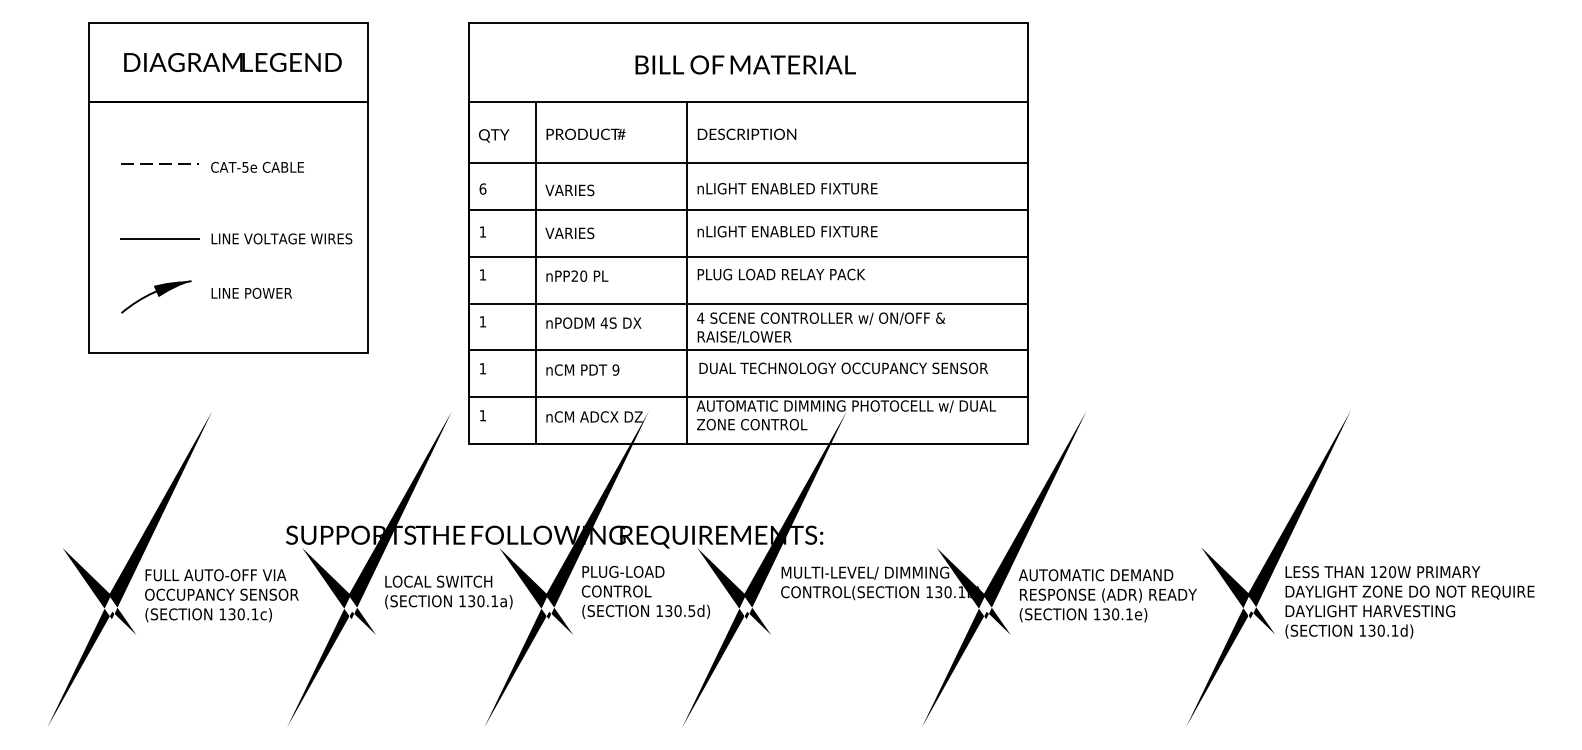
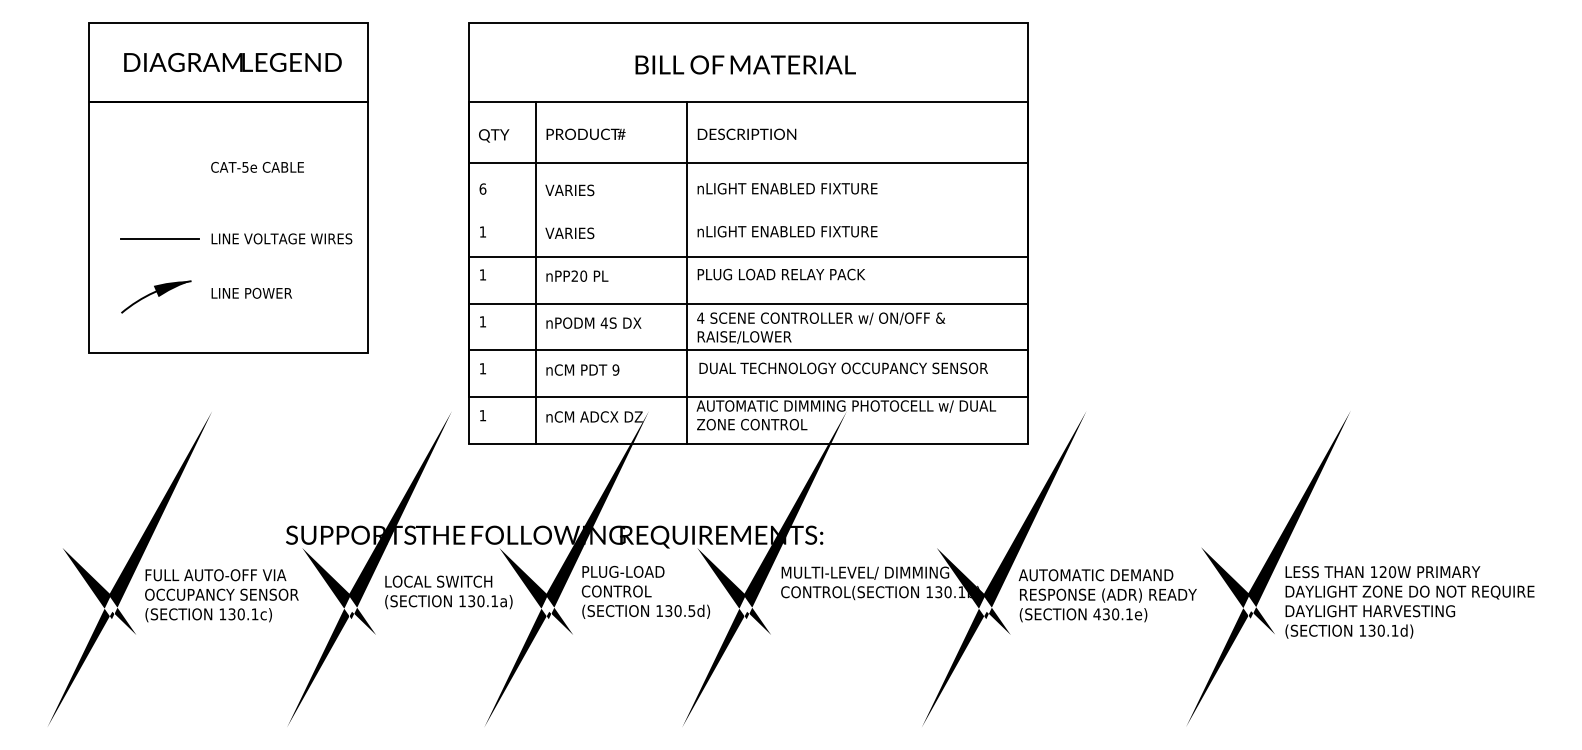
line: present -> none (159, 163)
line: present -> none (748, 209)
text: 130.1e) -> 430.1e) (1096, 614)
